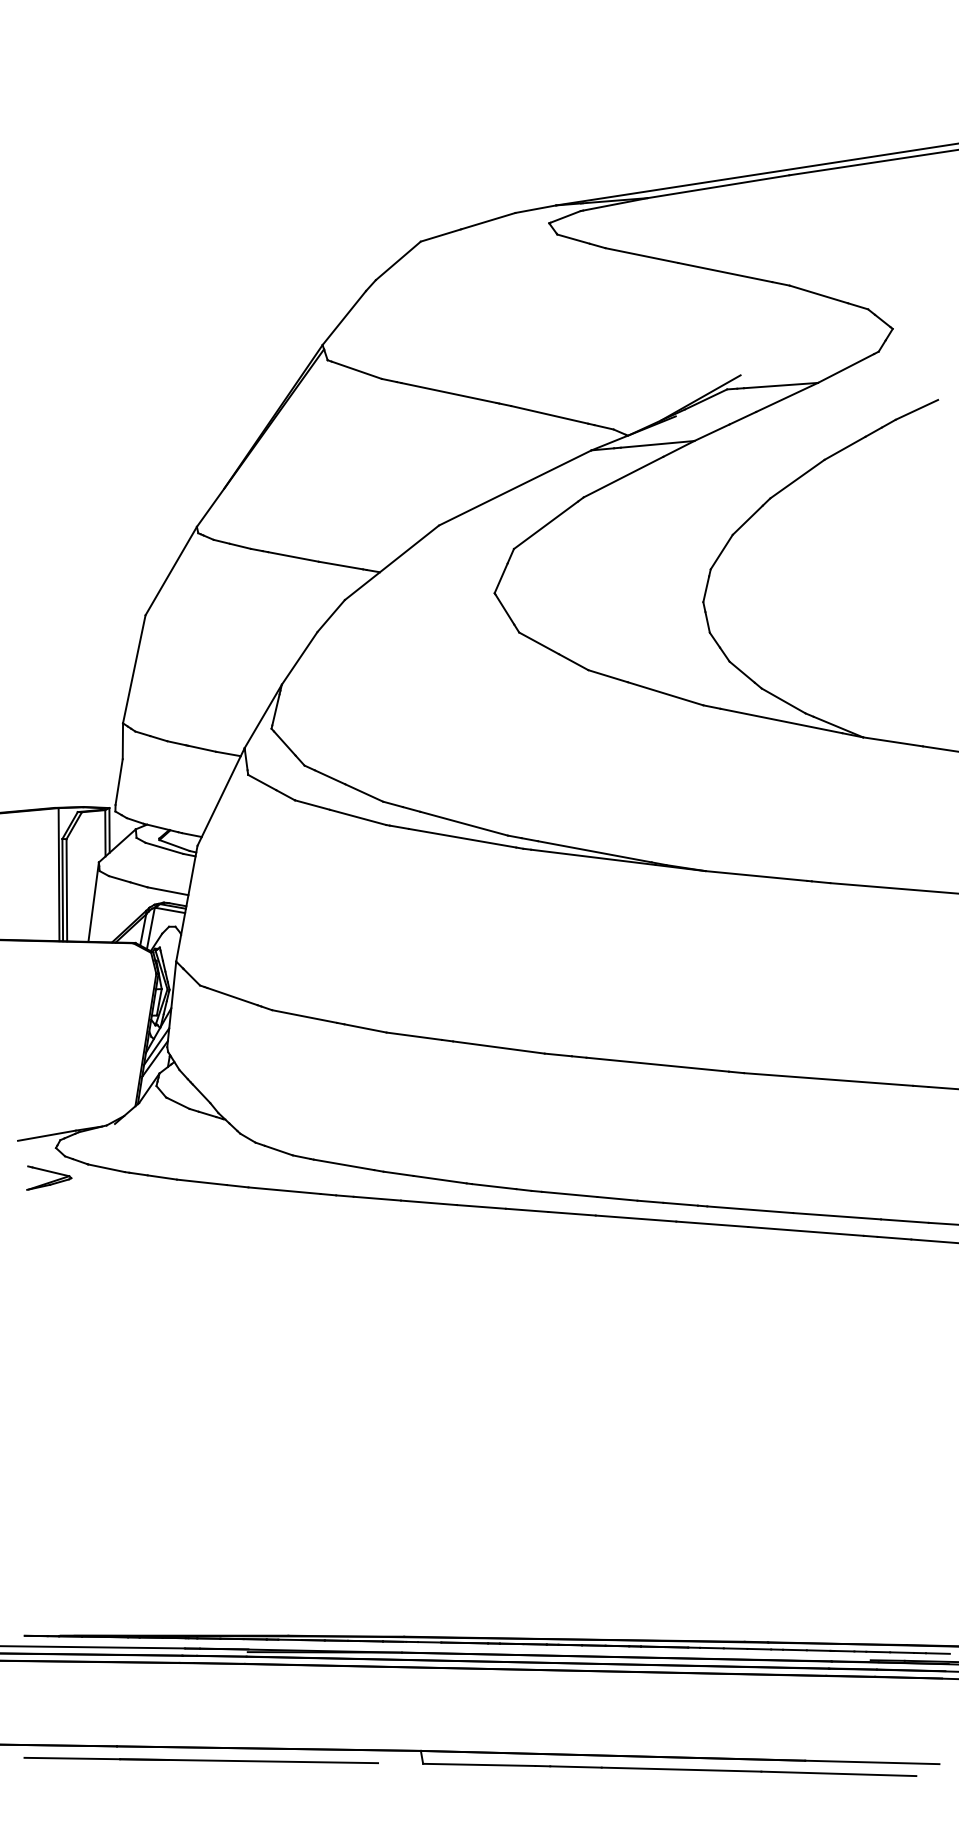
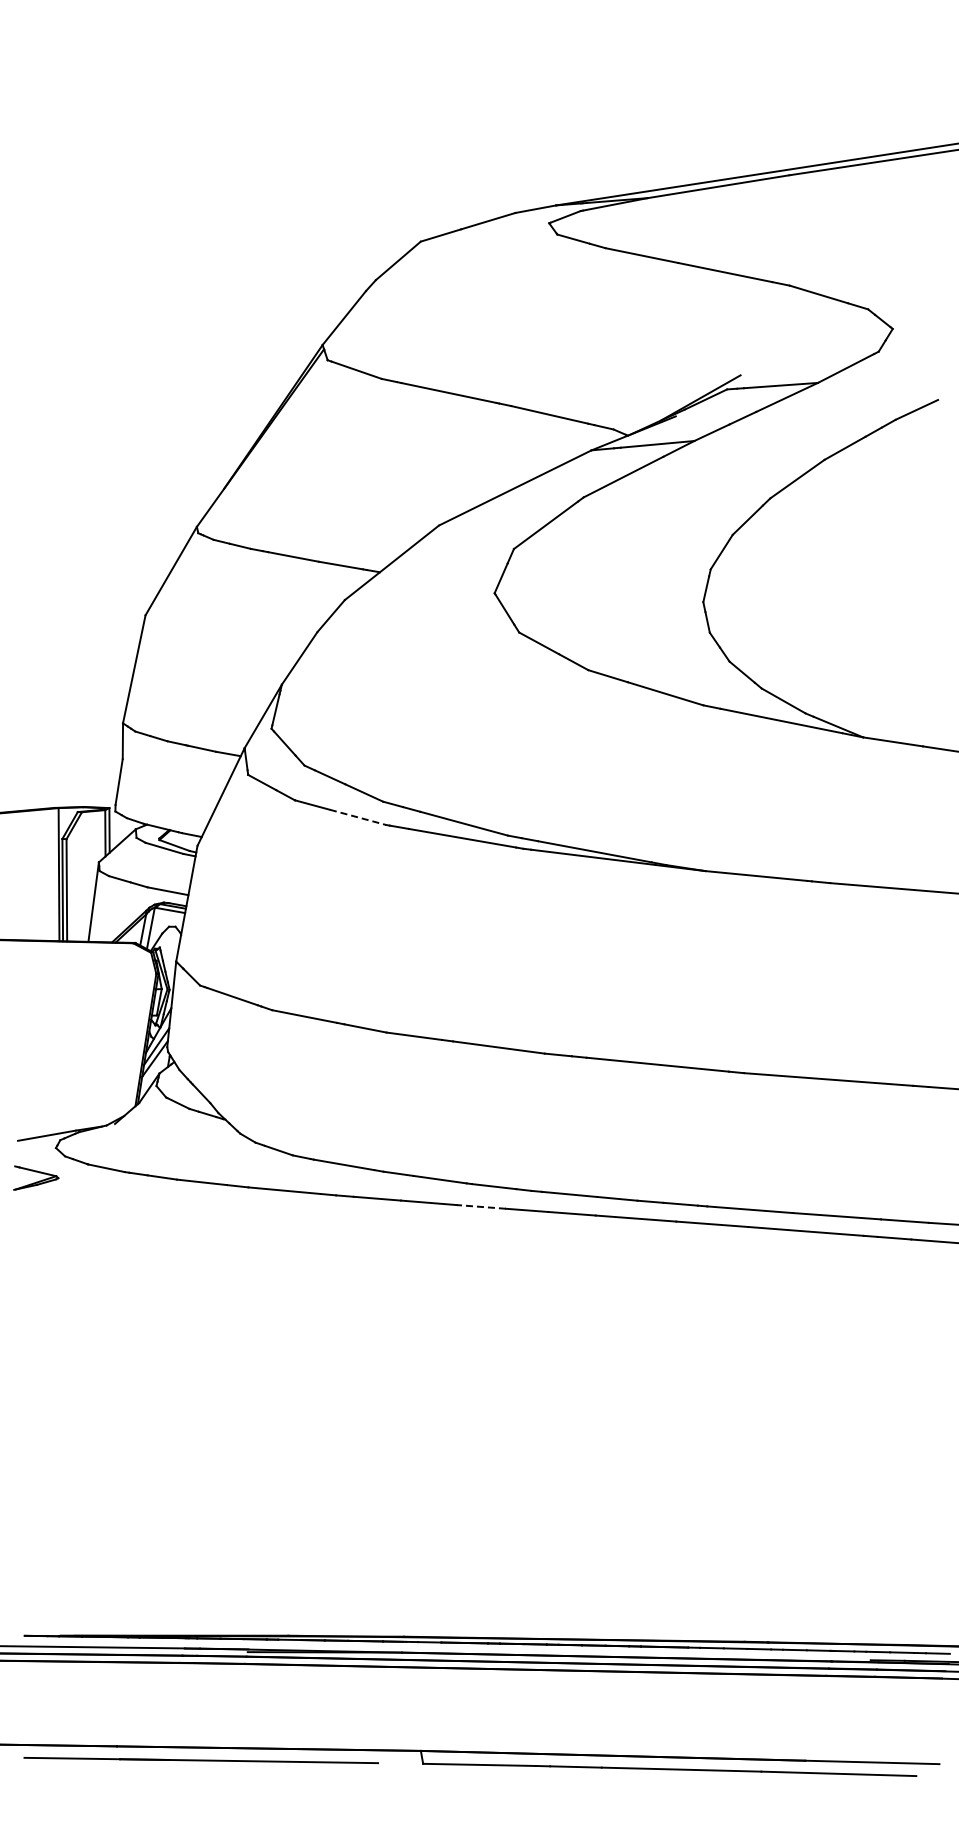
line: solid -> dashed (358, 817)
part position: (49, 1177) -> (36, 1177) (36, 1177)
line: solid -> dashed (481, 1206)
